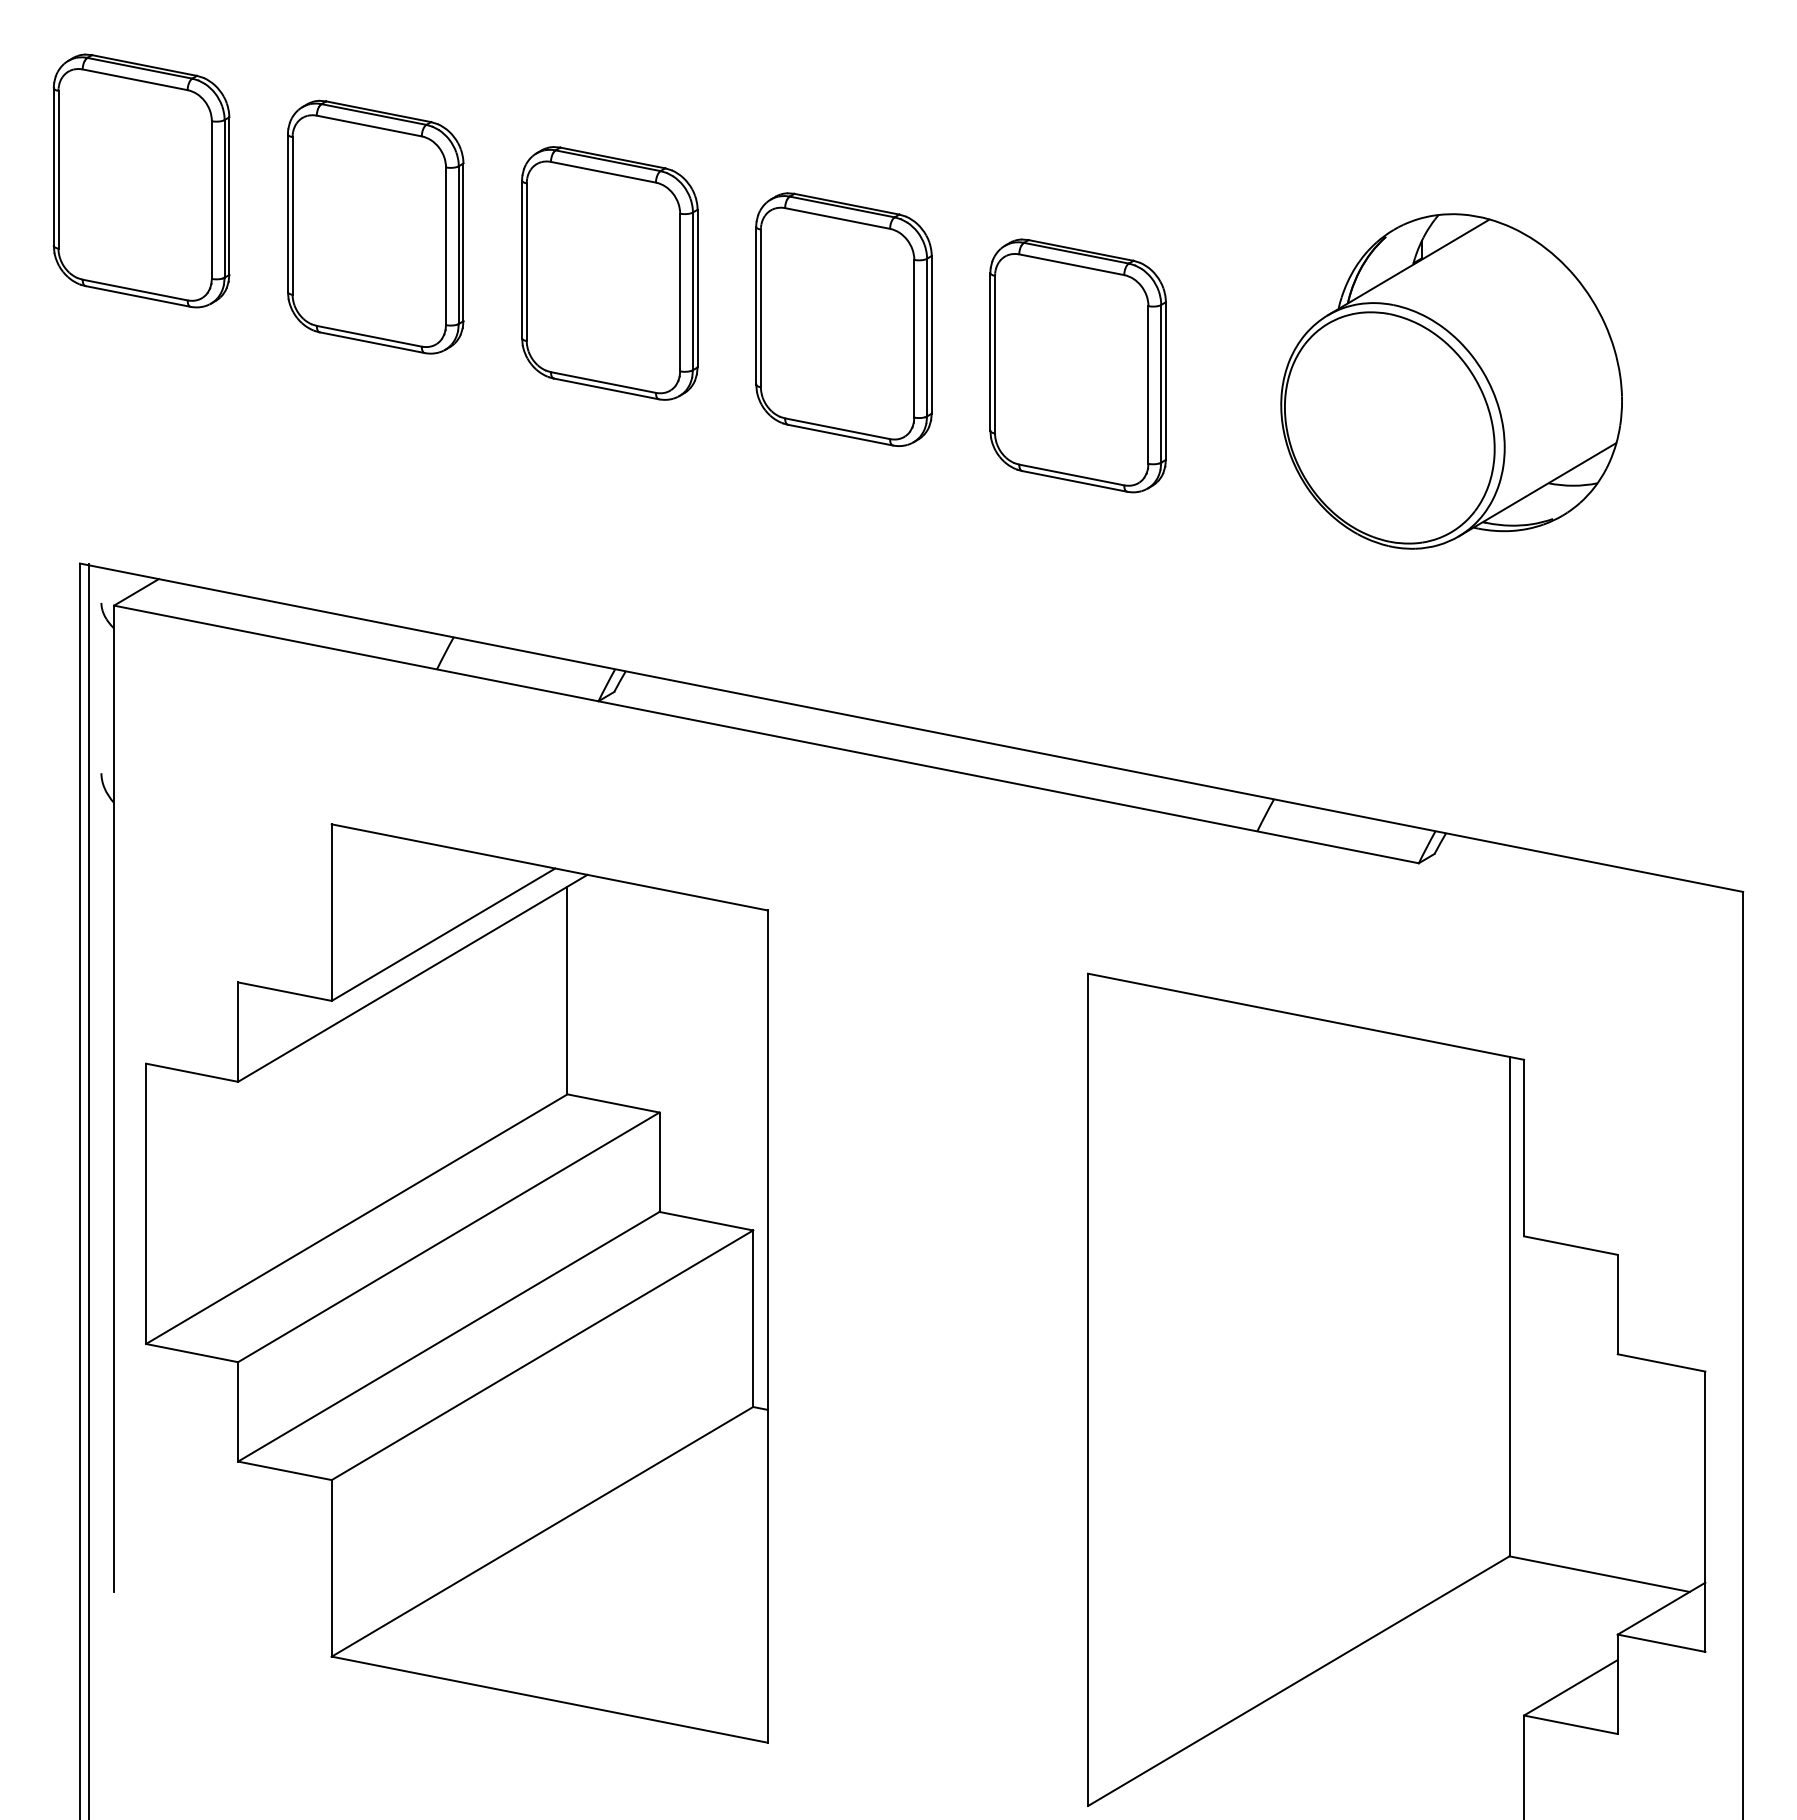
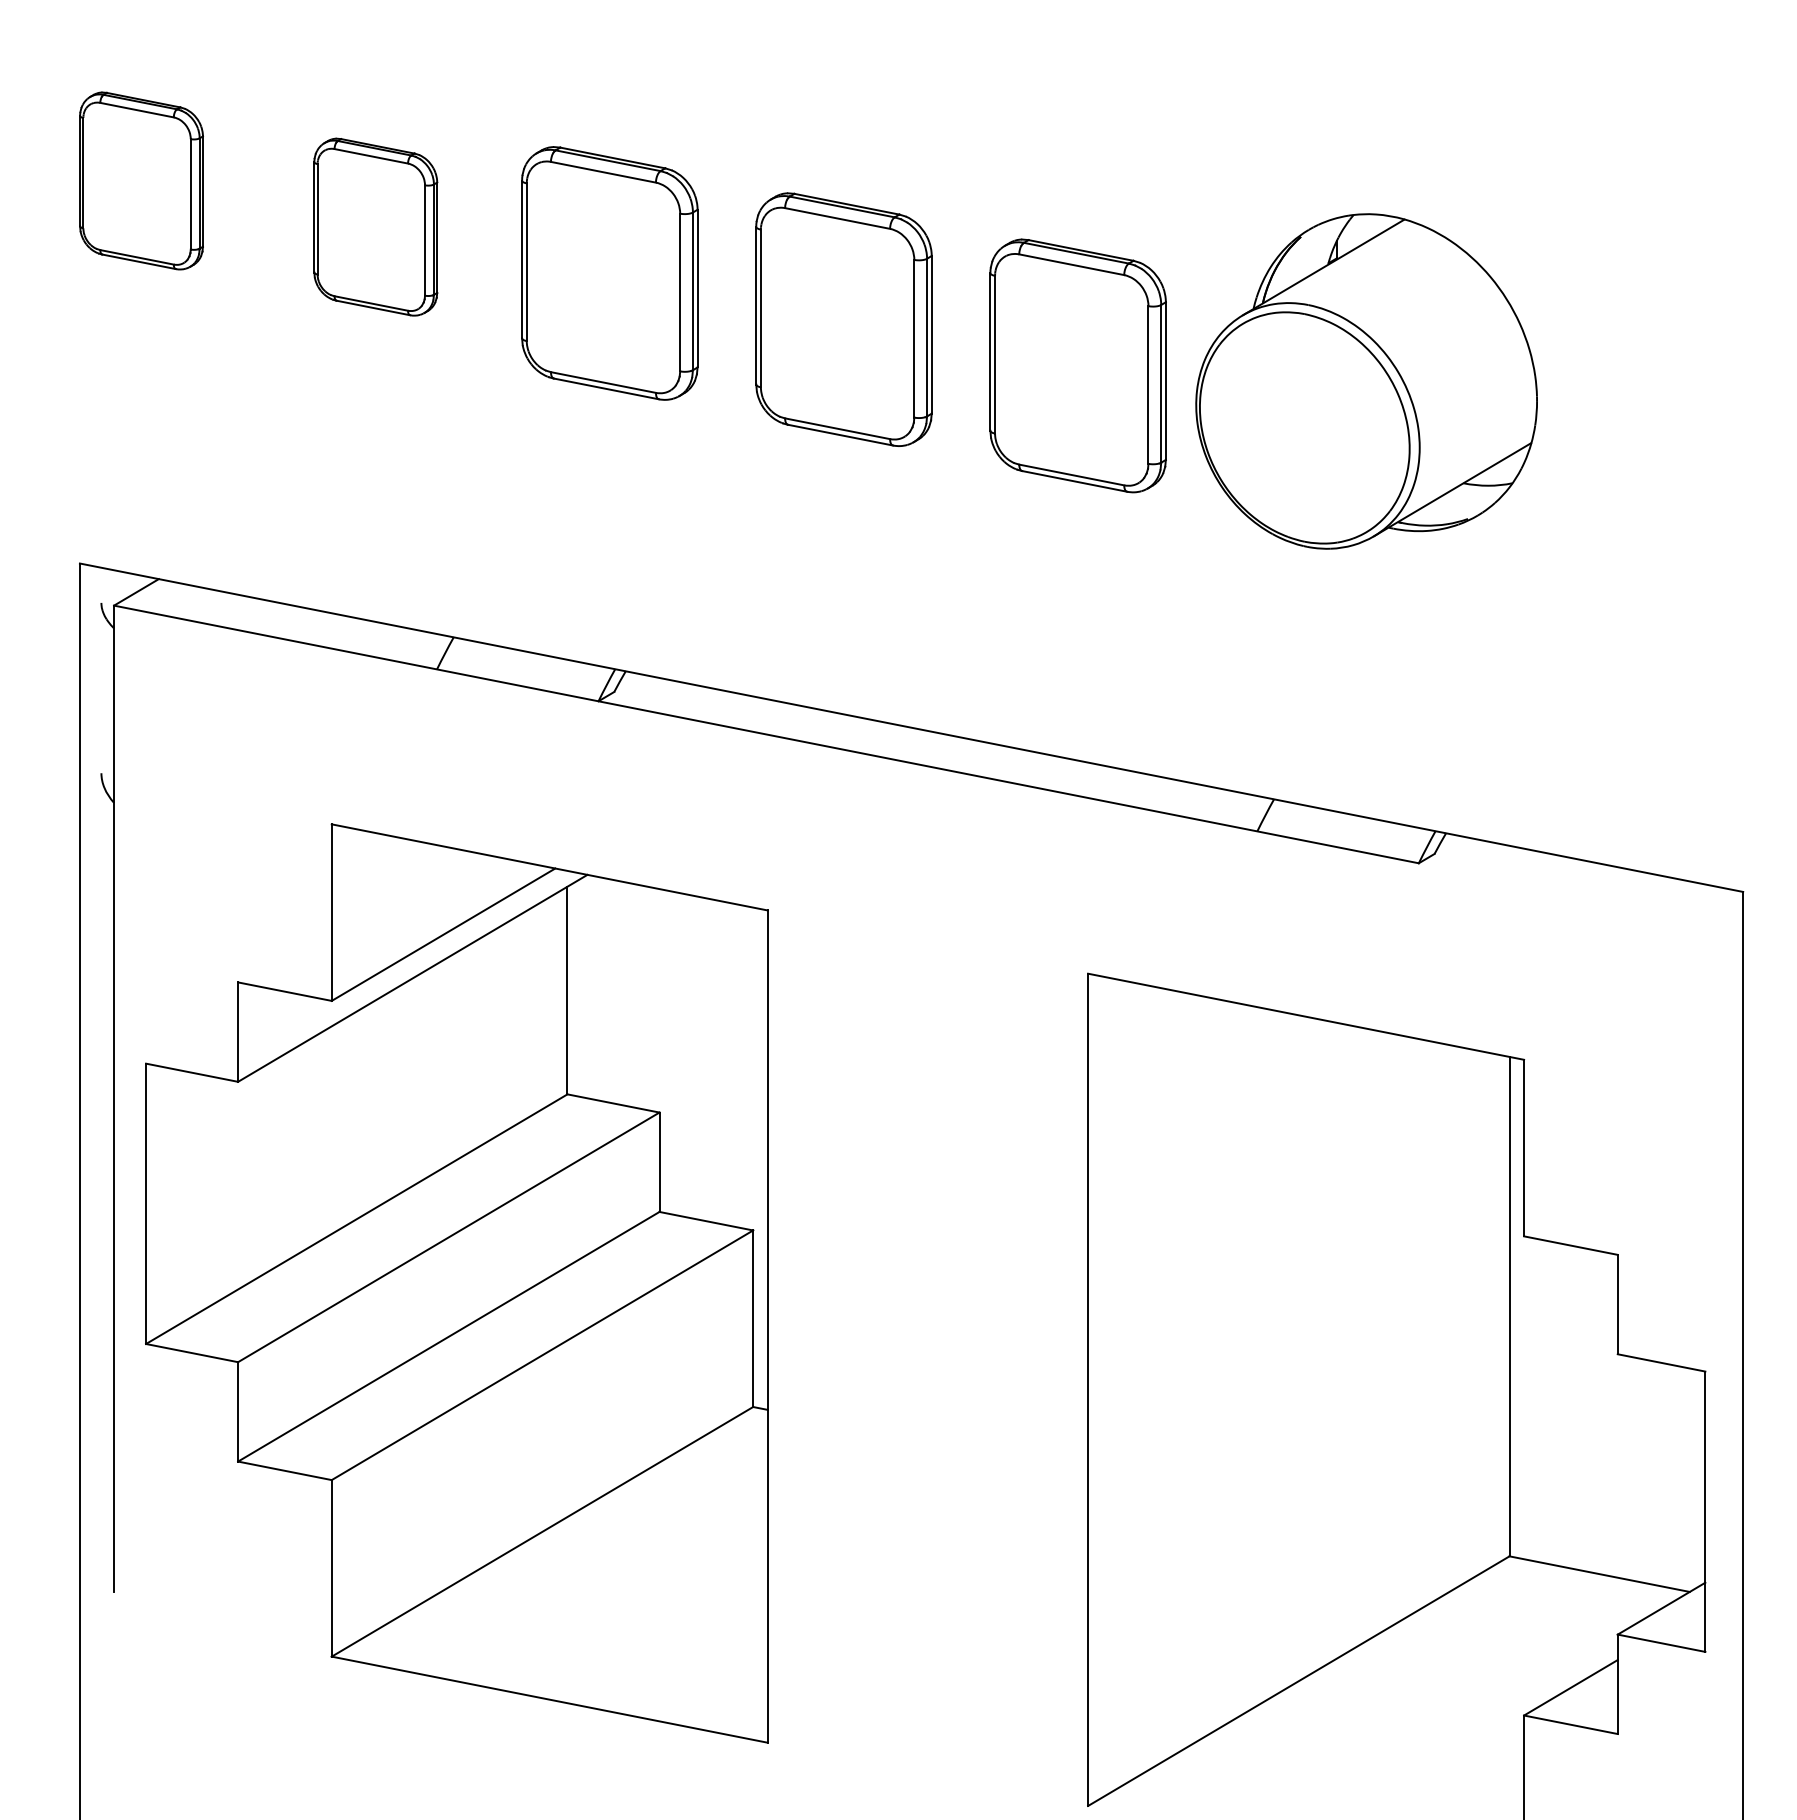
part size: 179x256 px -> 125x180 px (141, 180)
part size: 178x256 px -> 126x180 px (375, 226)
part position: (1451, 381) -> (1366, 381) (1366, 381)
line: present -> none (89, 1189)
